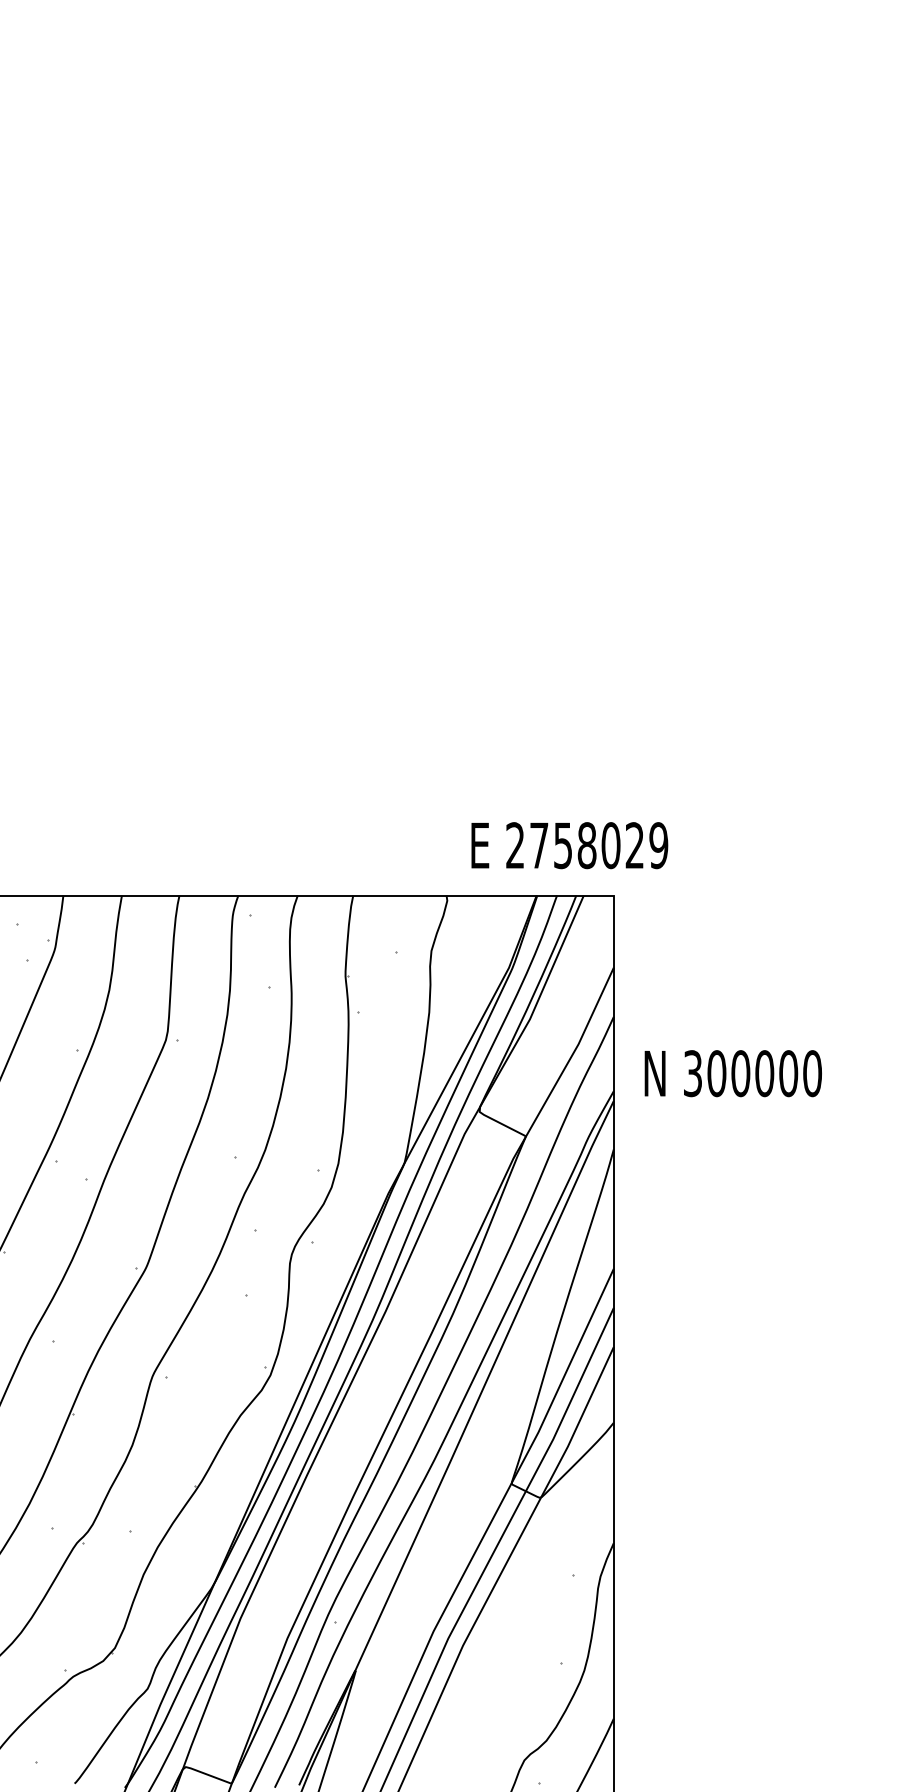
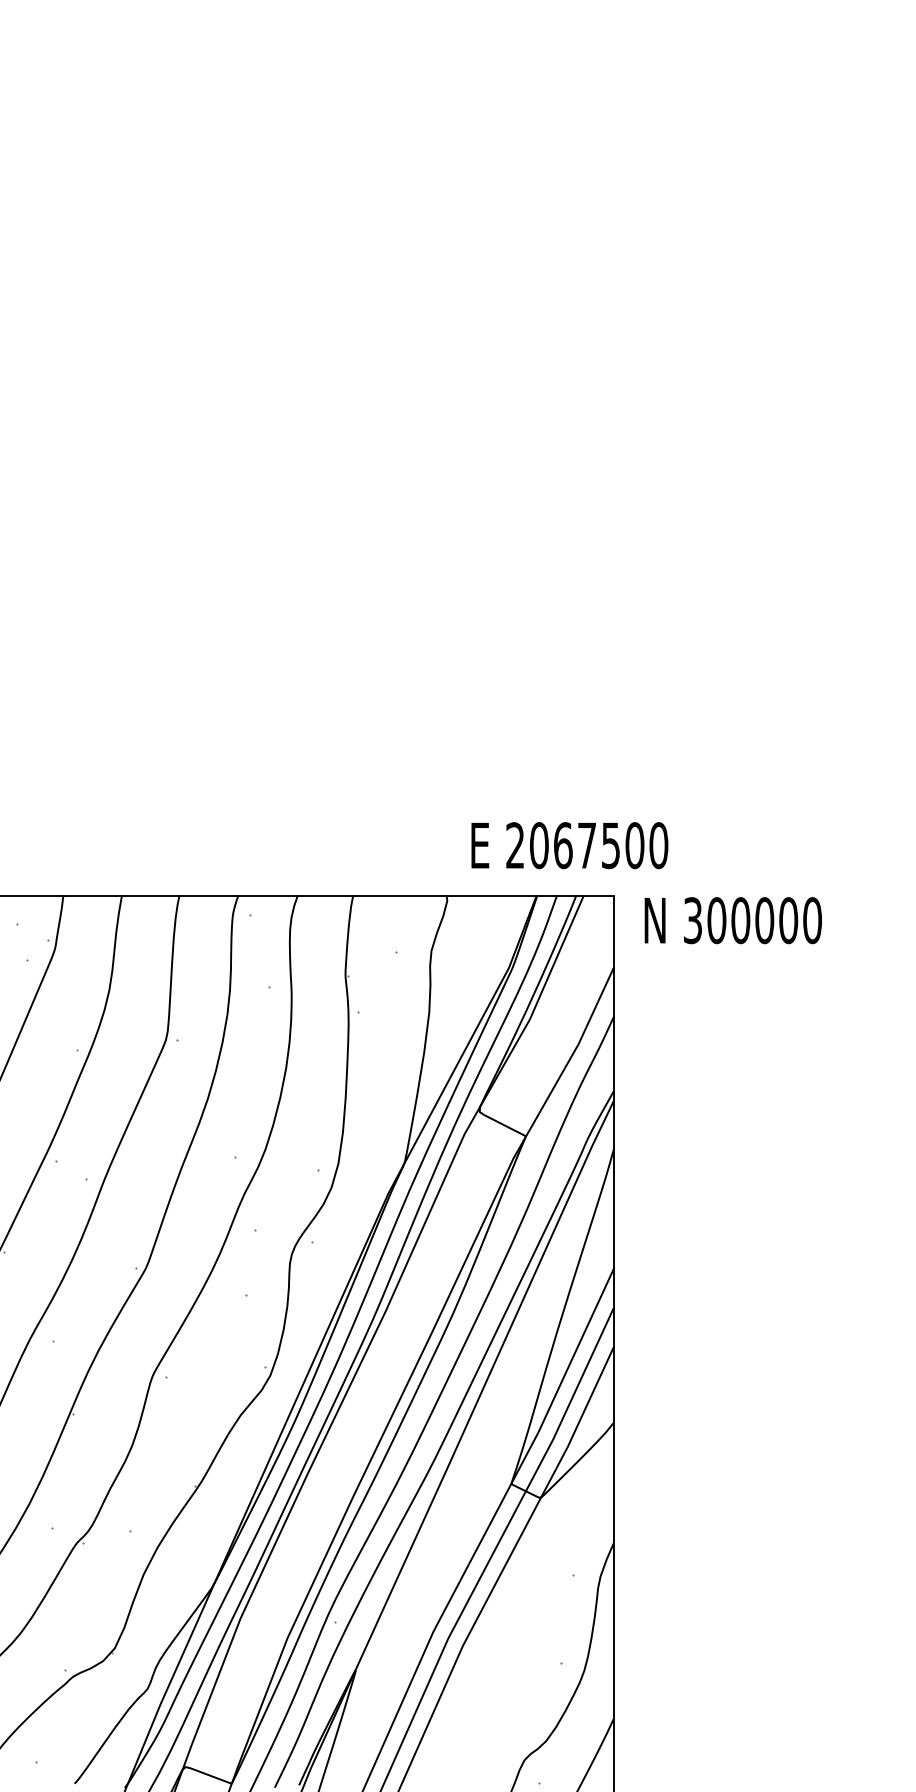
text: 2758029 -> 2067500 (599, 845)
text position: (732, 1073) -> (732, 920) (732, 920)
